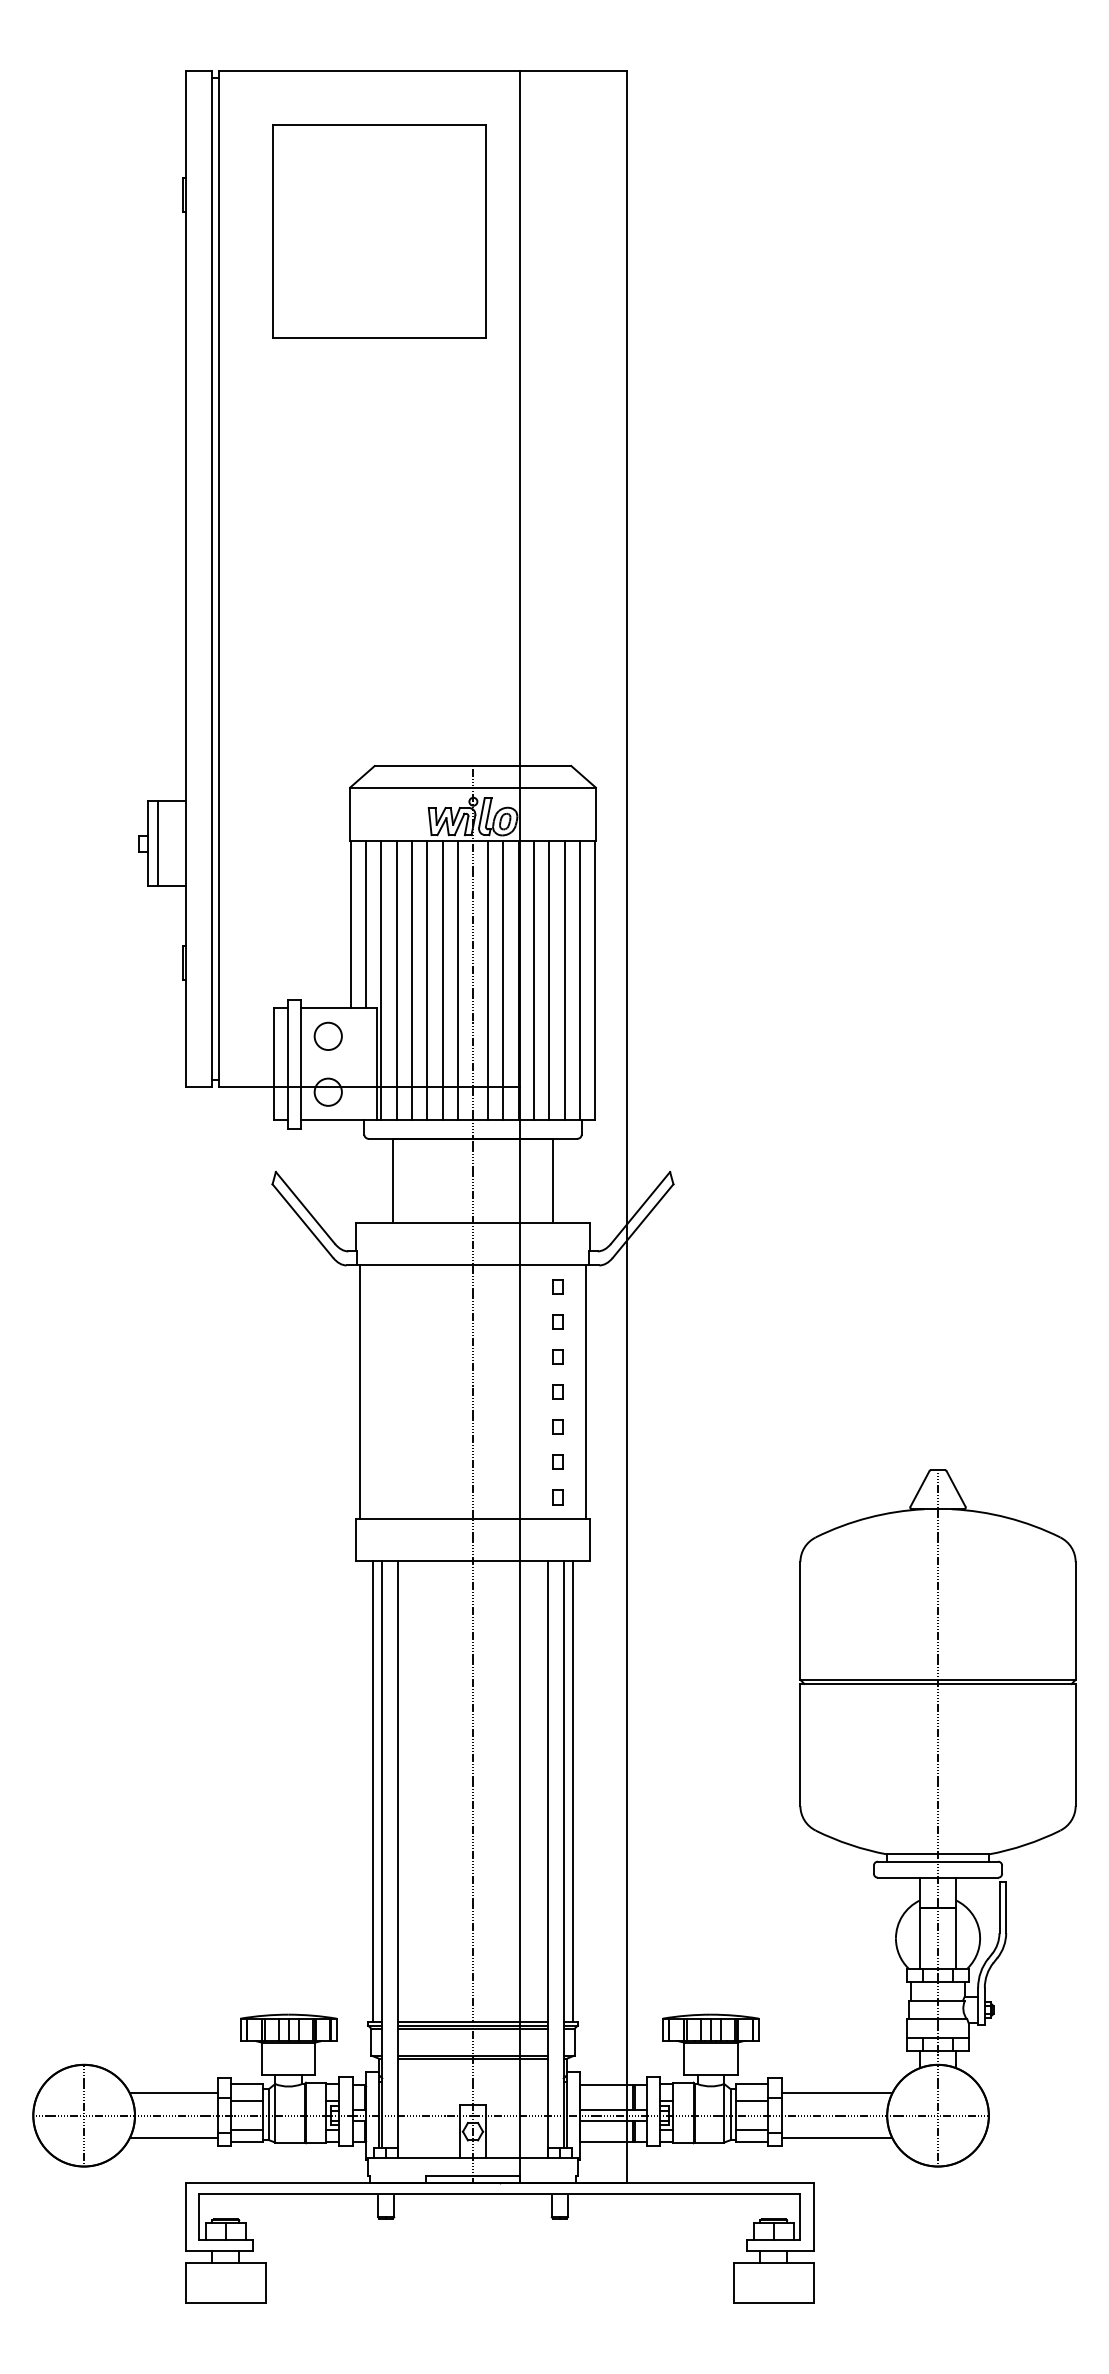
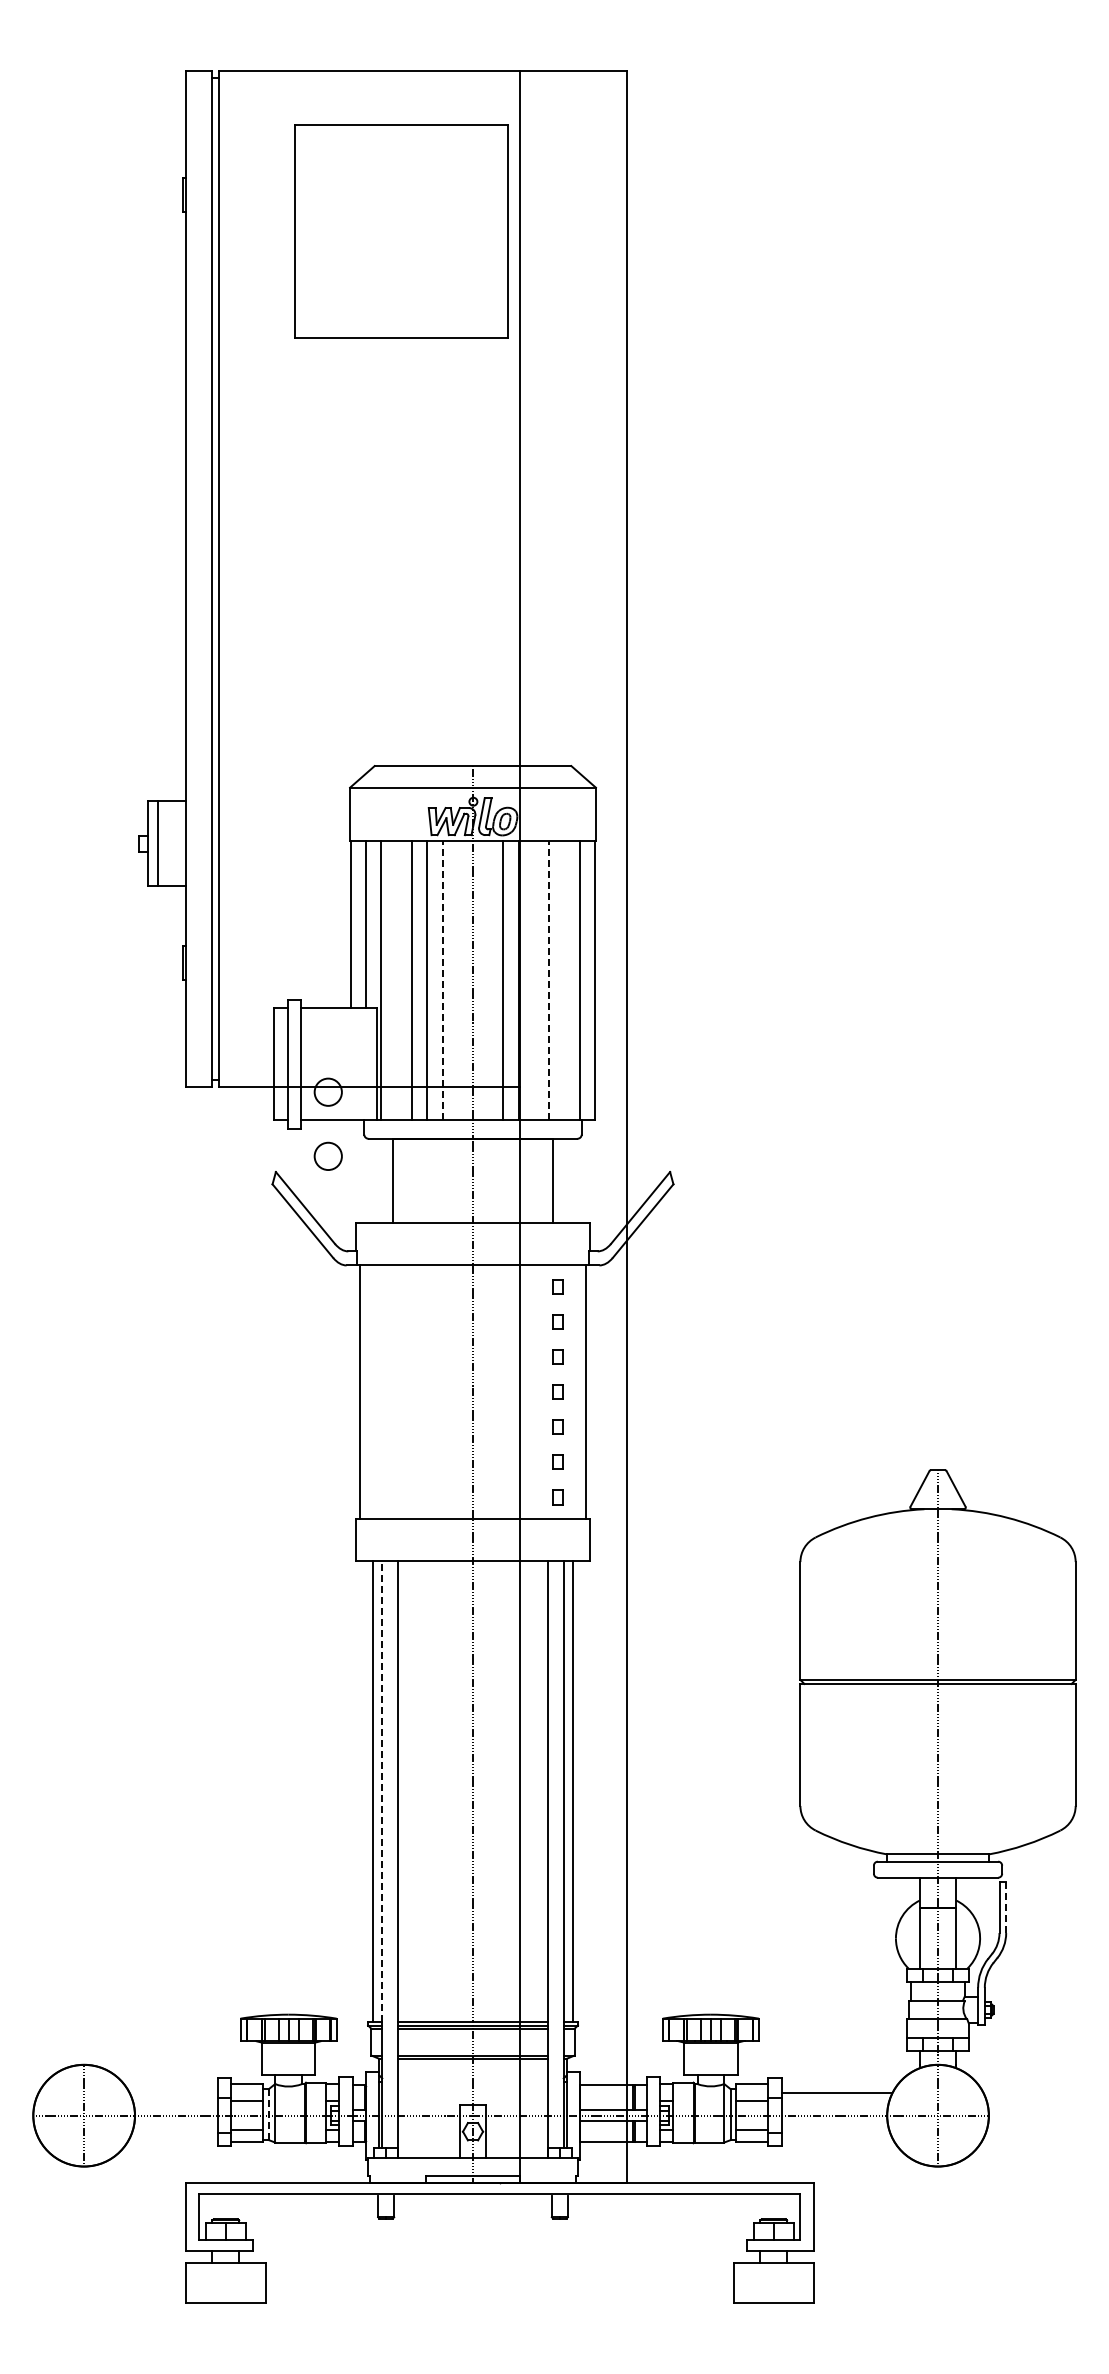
part position: (379, 231) -> (401, 231) (401, 231)
line: present -> none (396, 980)
line: solid -> dashed (442, 980)
line: present -> none (457, 980)
line: present -> none (488, 980)
line: present -> none (533, 980)
line: solid -> dashed (549, 980)
line: present -> none (564, 980)
circle position: (327, 1035) -> (327, 1155) (327, 1155)
line: solid -> dashed (382, 1791)
line: solid -> dashed (1006, 1907)
line: present -> none (173, 2093)
line: solid -> dashed (268, 2115)
line: present -> none (173, 2138)
line: present -> none (836, 2138)
